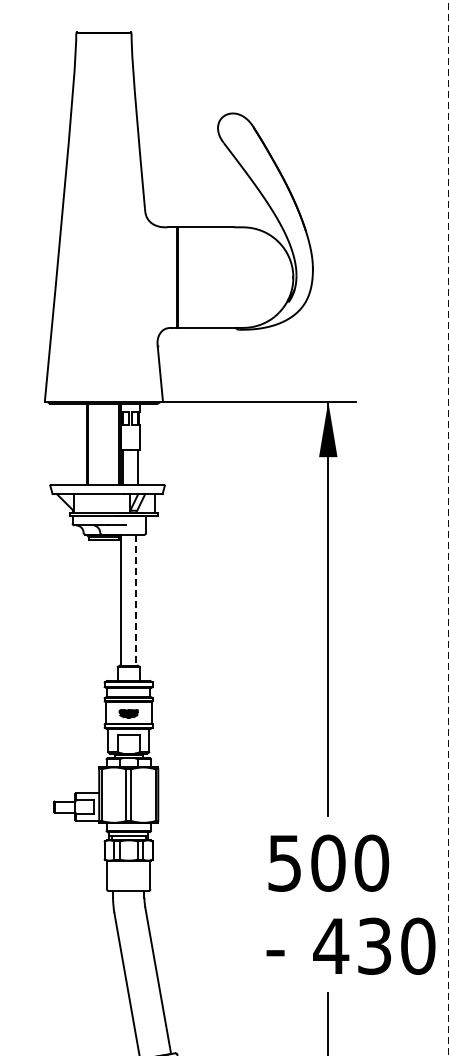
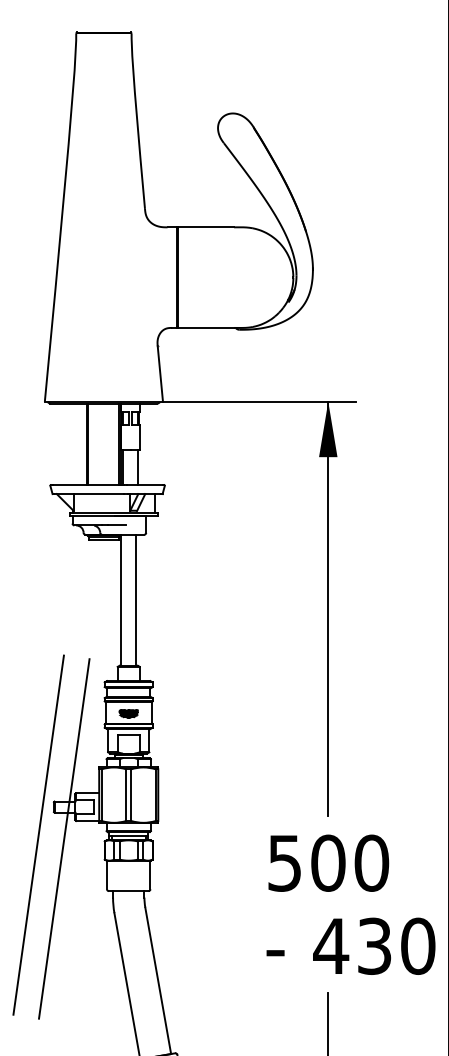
line: dashed -> solid (448, 527)
line: dashed -> solid (136, 600)
line: none -> present (38, 834)
line: none -> present (64, 838)
